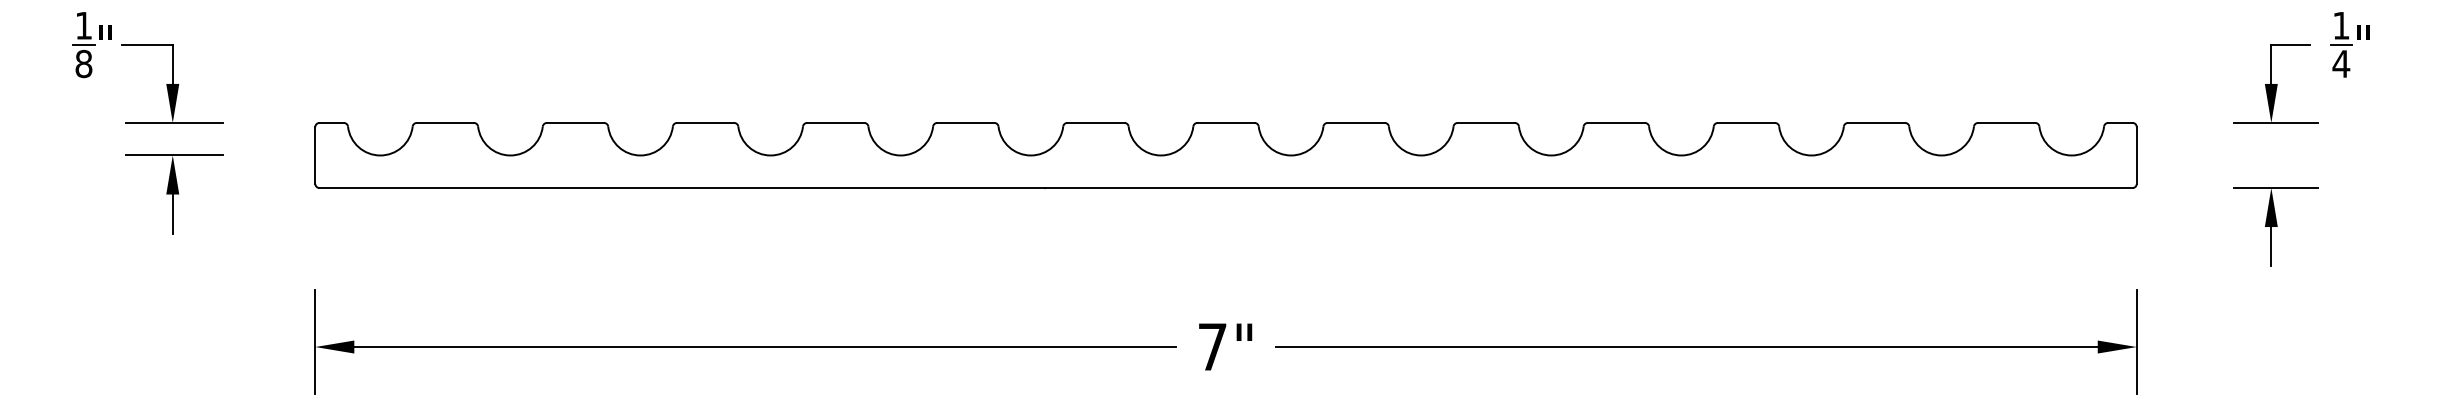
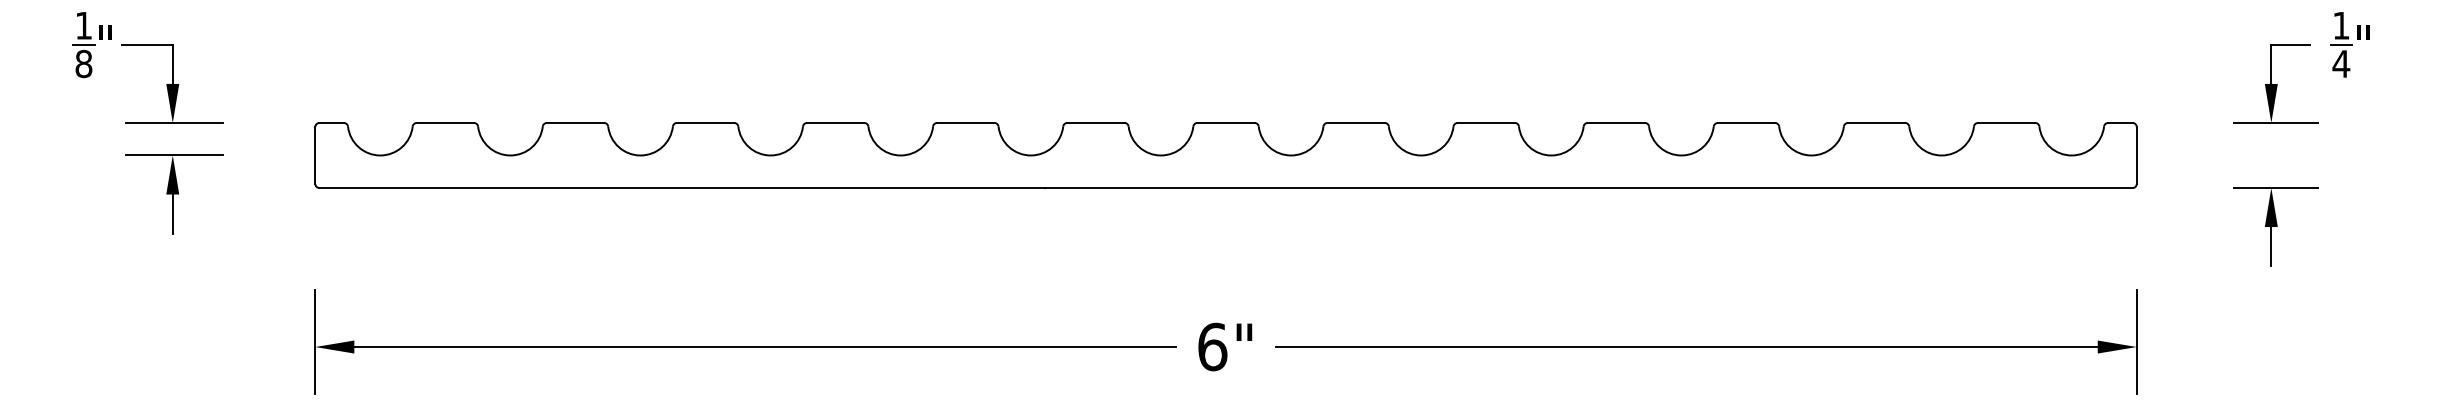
text: 7" -> 6" (1212, 346)
